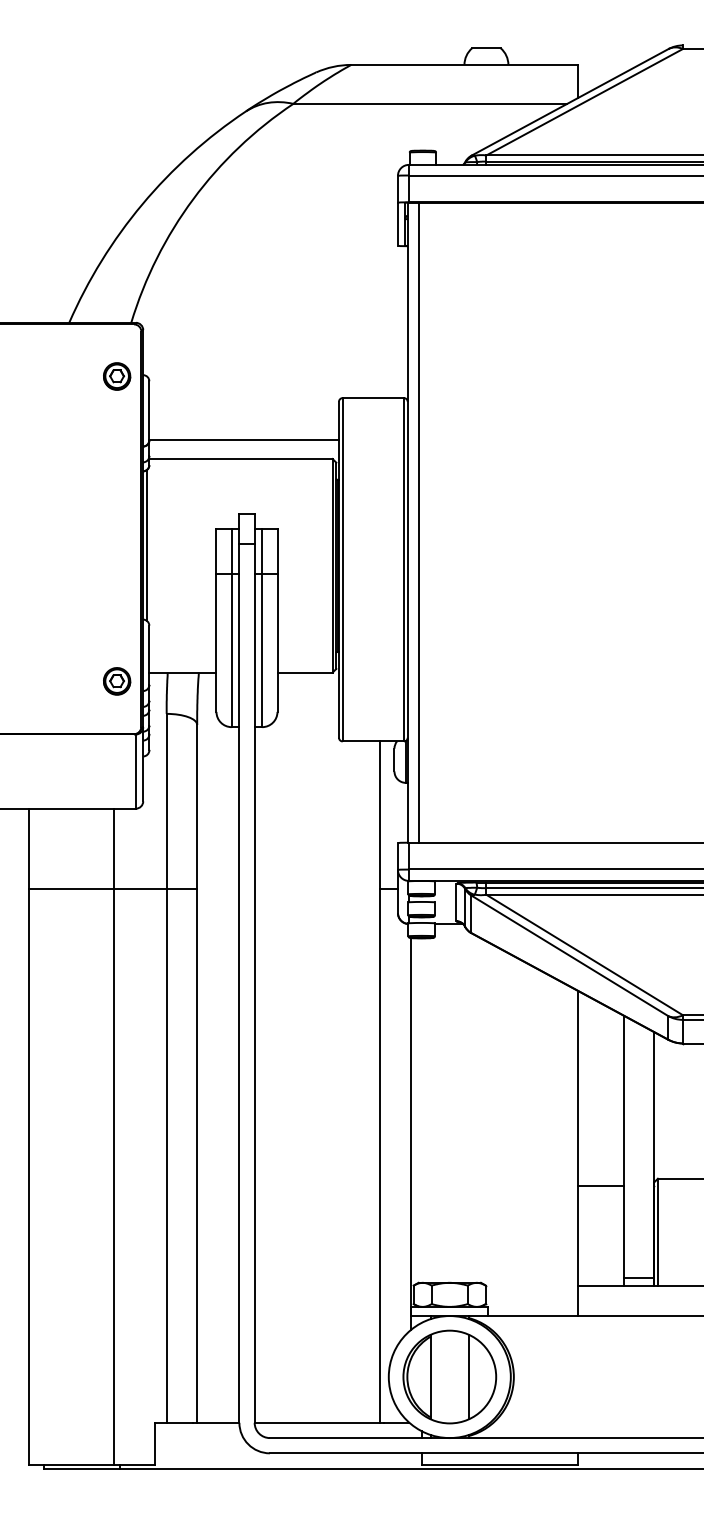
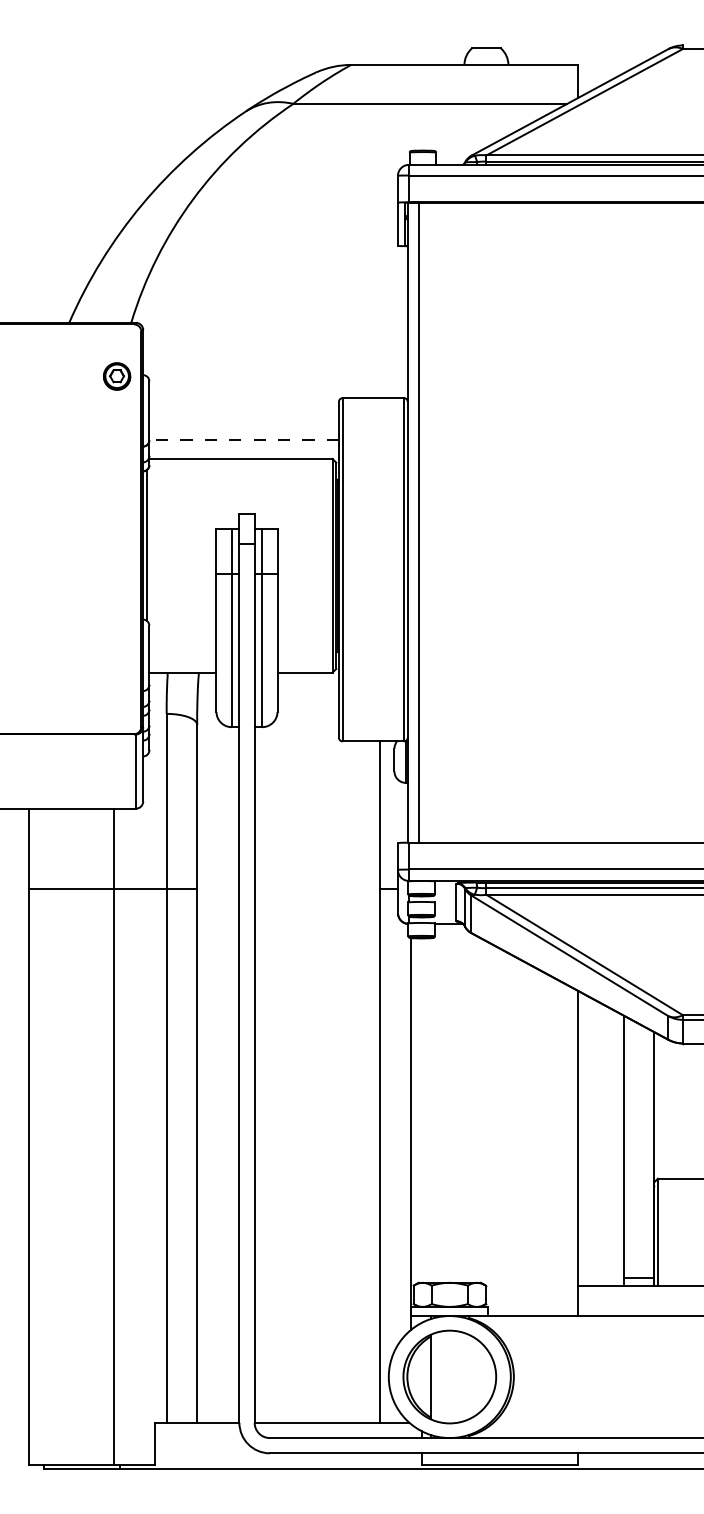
line: solid -> dashed (244, 439)
part: present -> none (117, 681)
line: present -> none (600, 1186)
line: present -> none (468, 1376)
